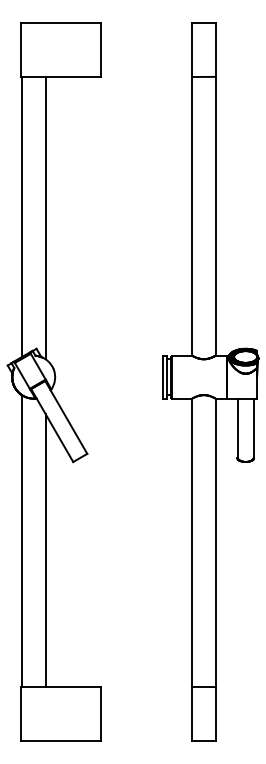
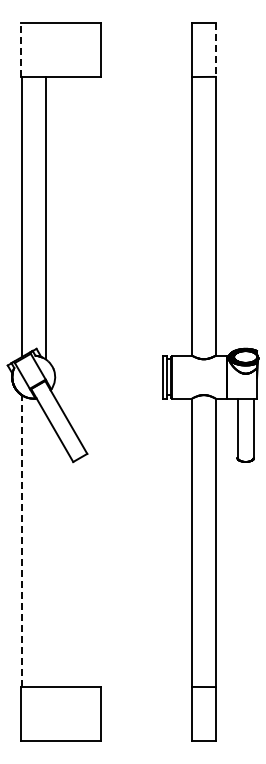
line: solid -> dashed (21, 49)
line: solid -> dashed (215, 49)
line: solid -> dashed (21, 541)
line: present -> none (45, 549)
